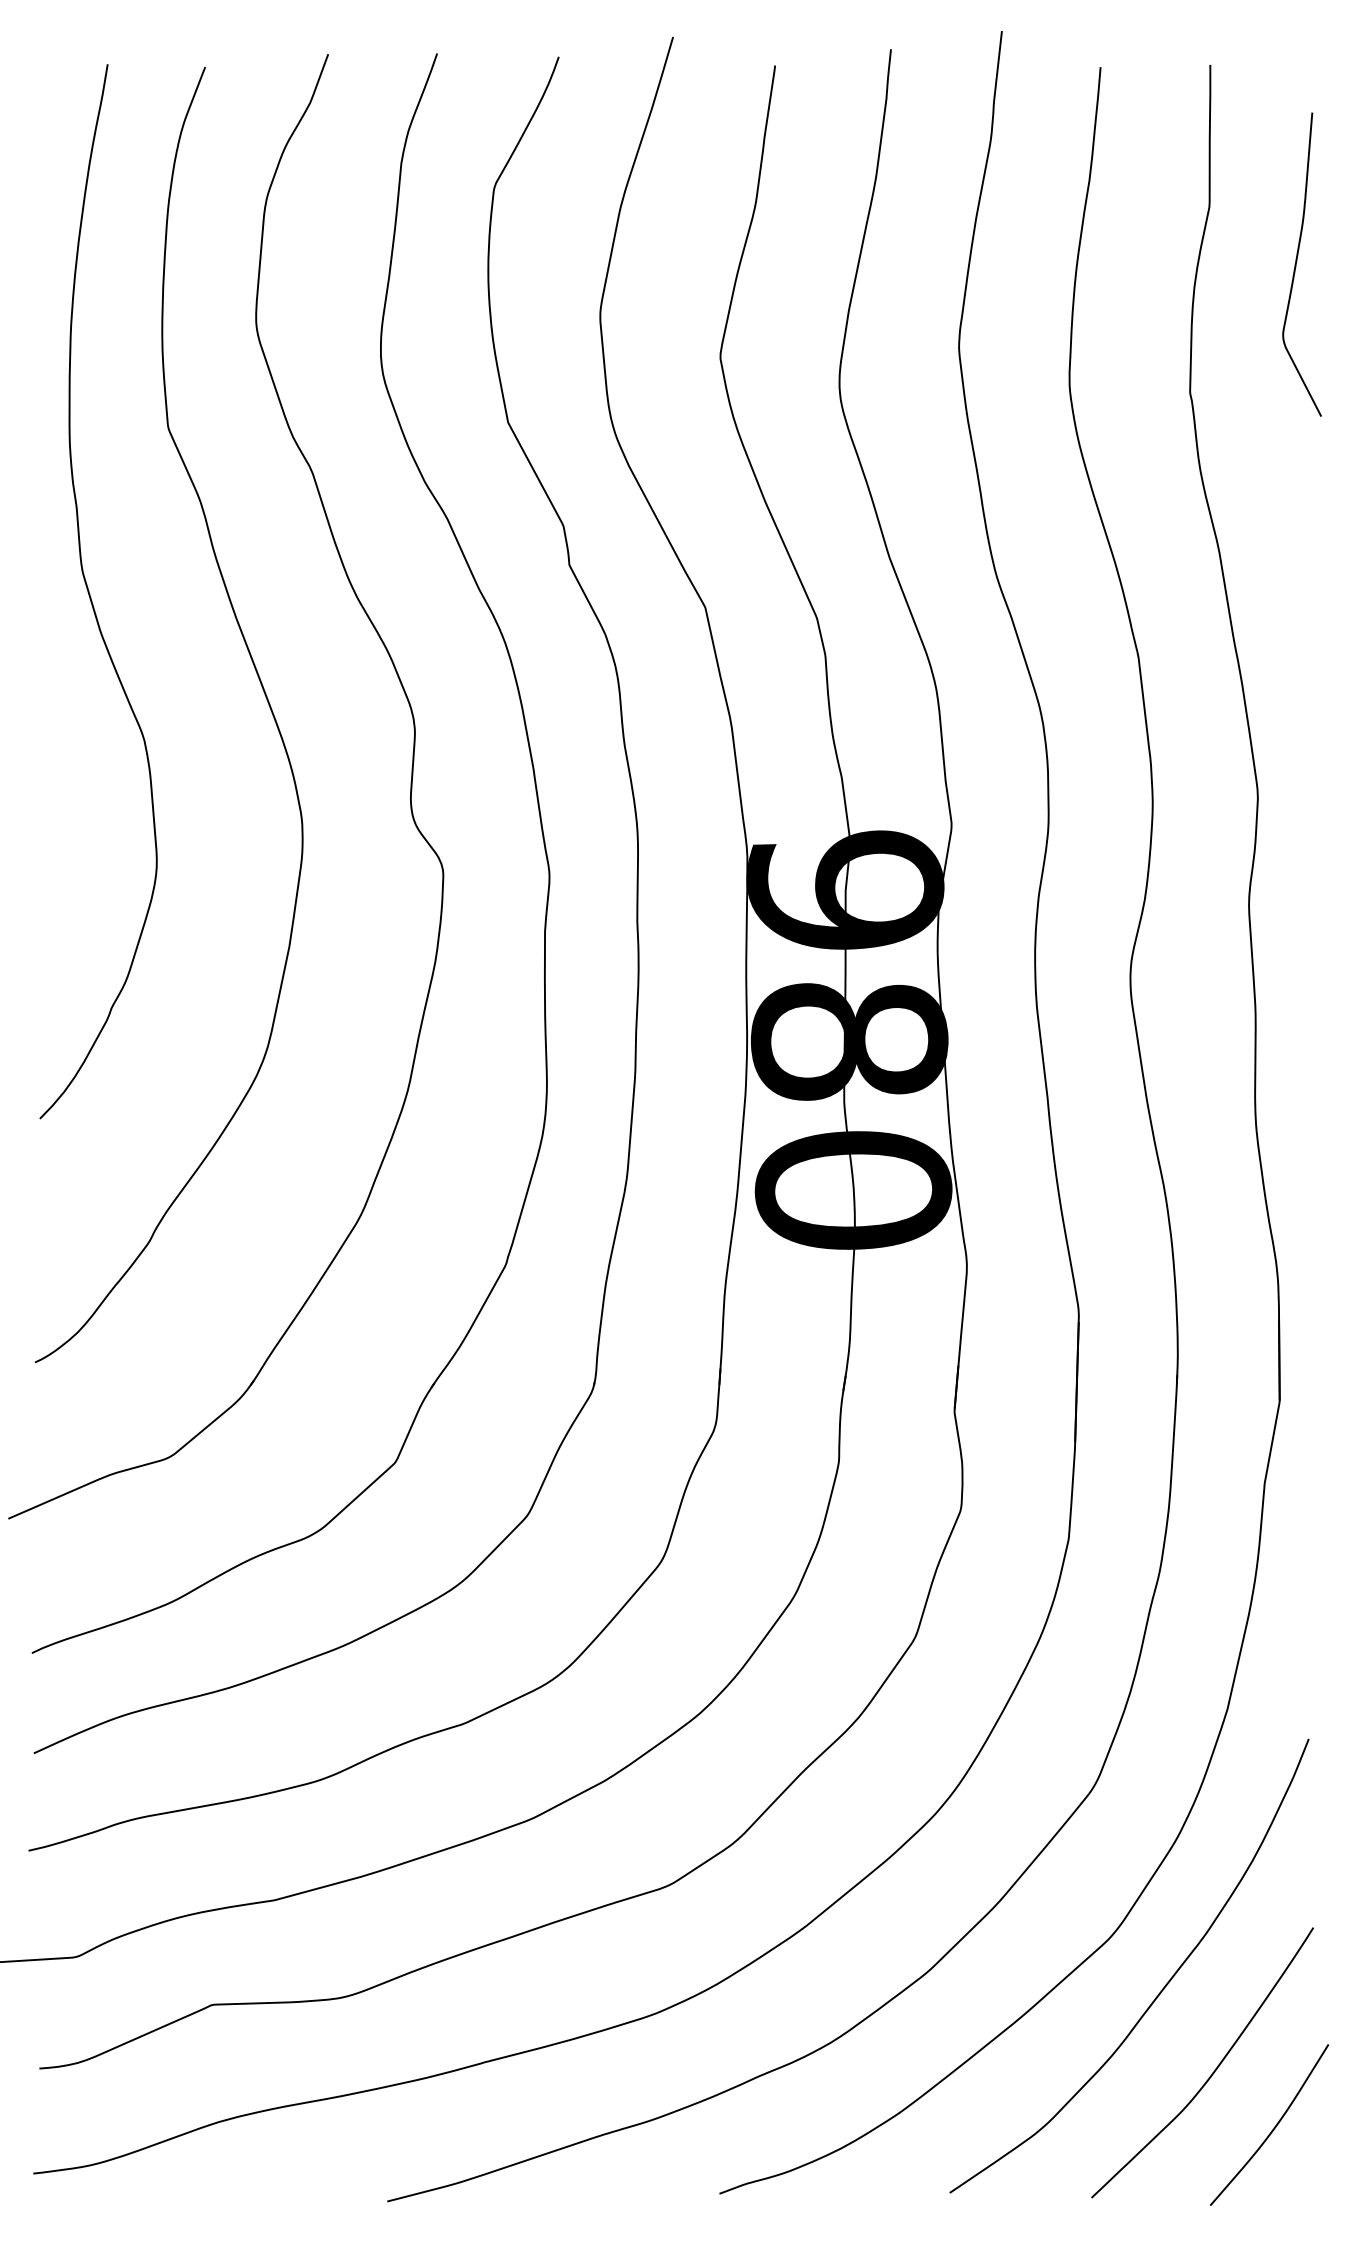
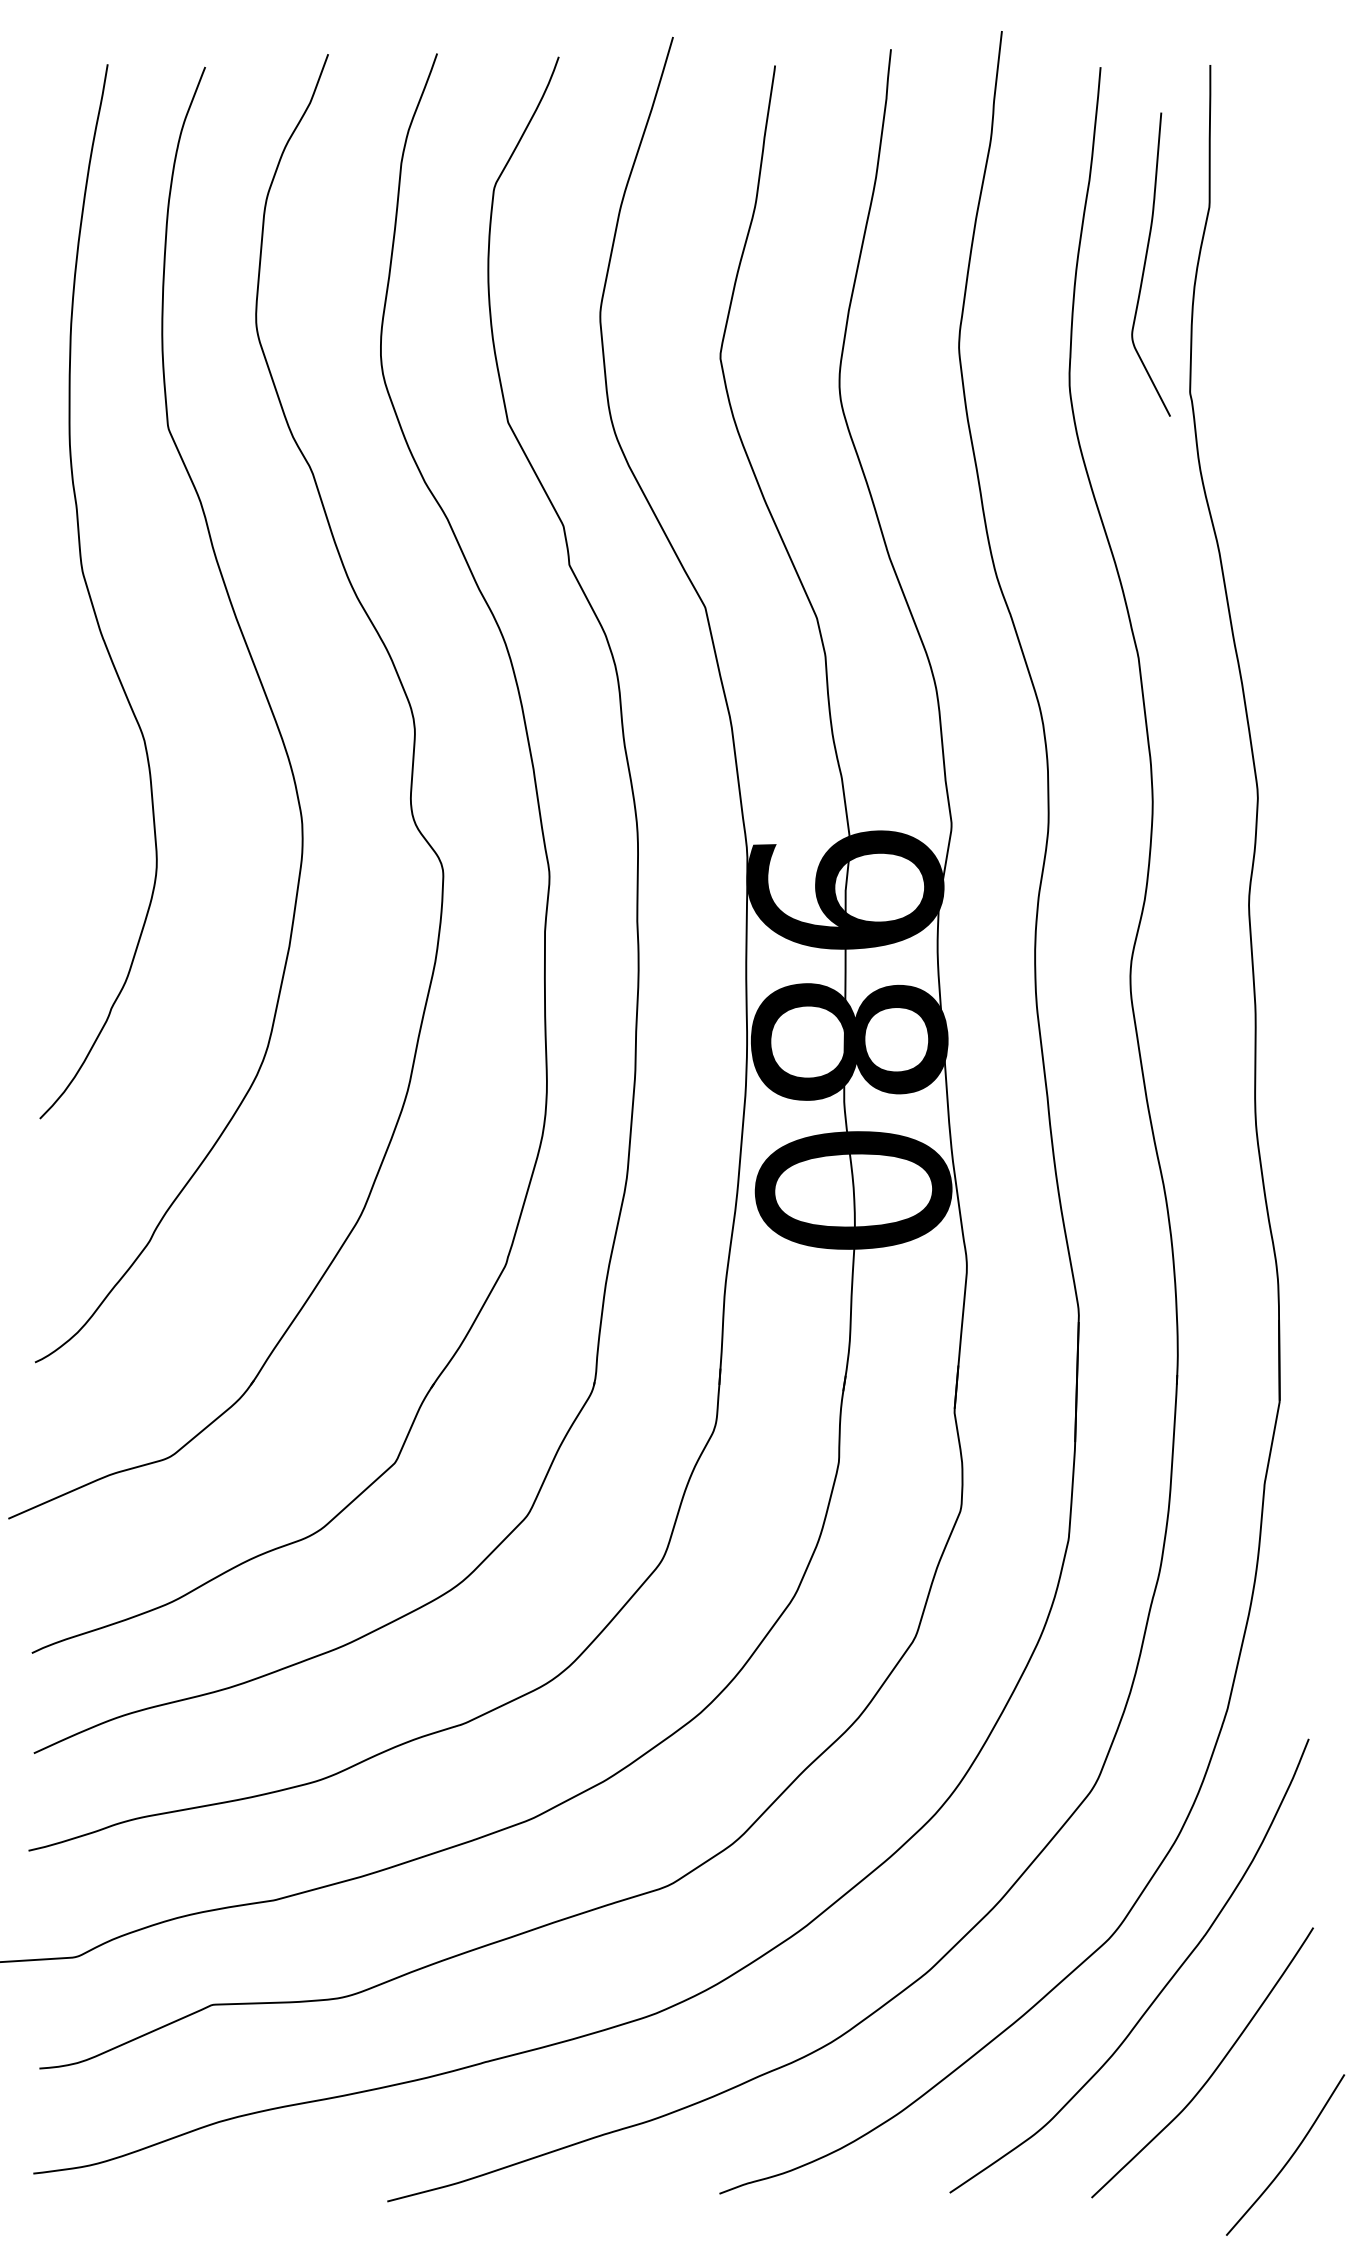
curve position: (1297, 261) -> (1146, 261) (1146, 261)
curve position: (1273, 2127) -> (1289, 2157) (1289, 2157)
